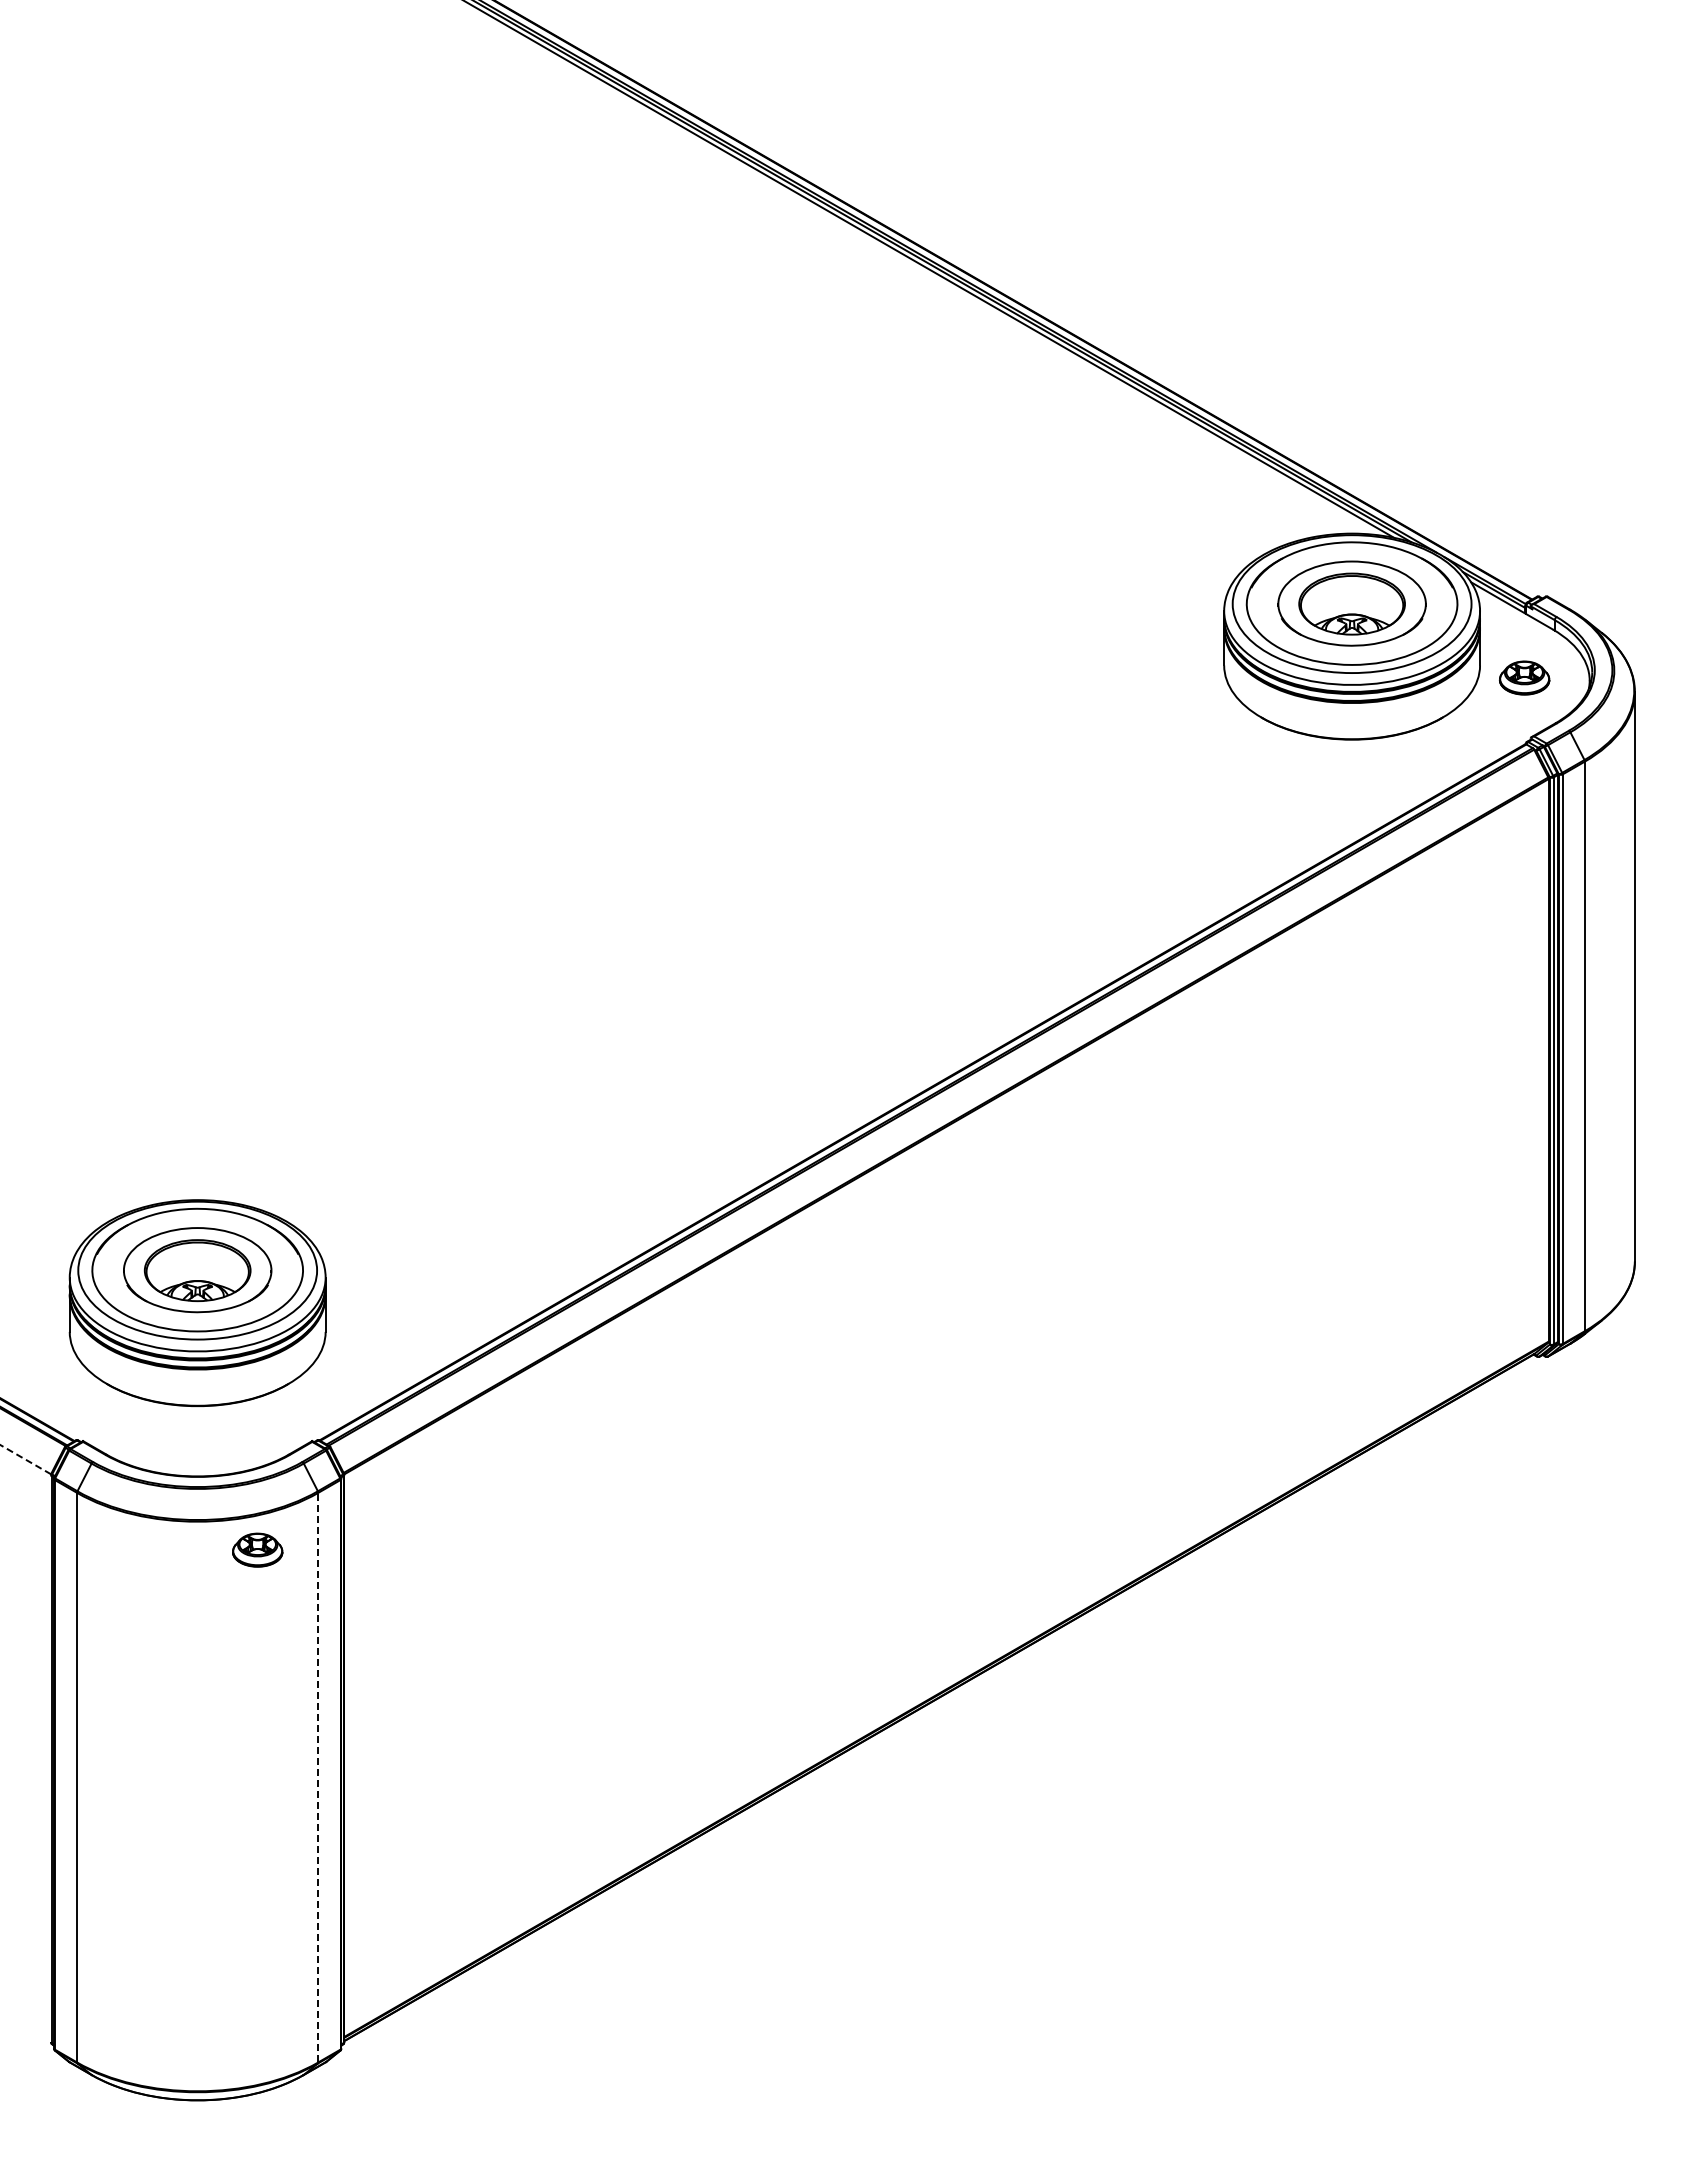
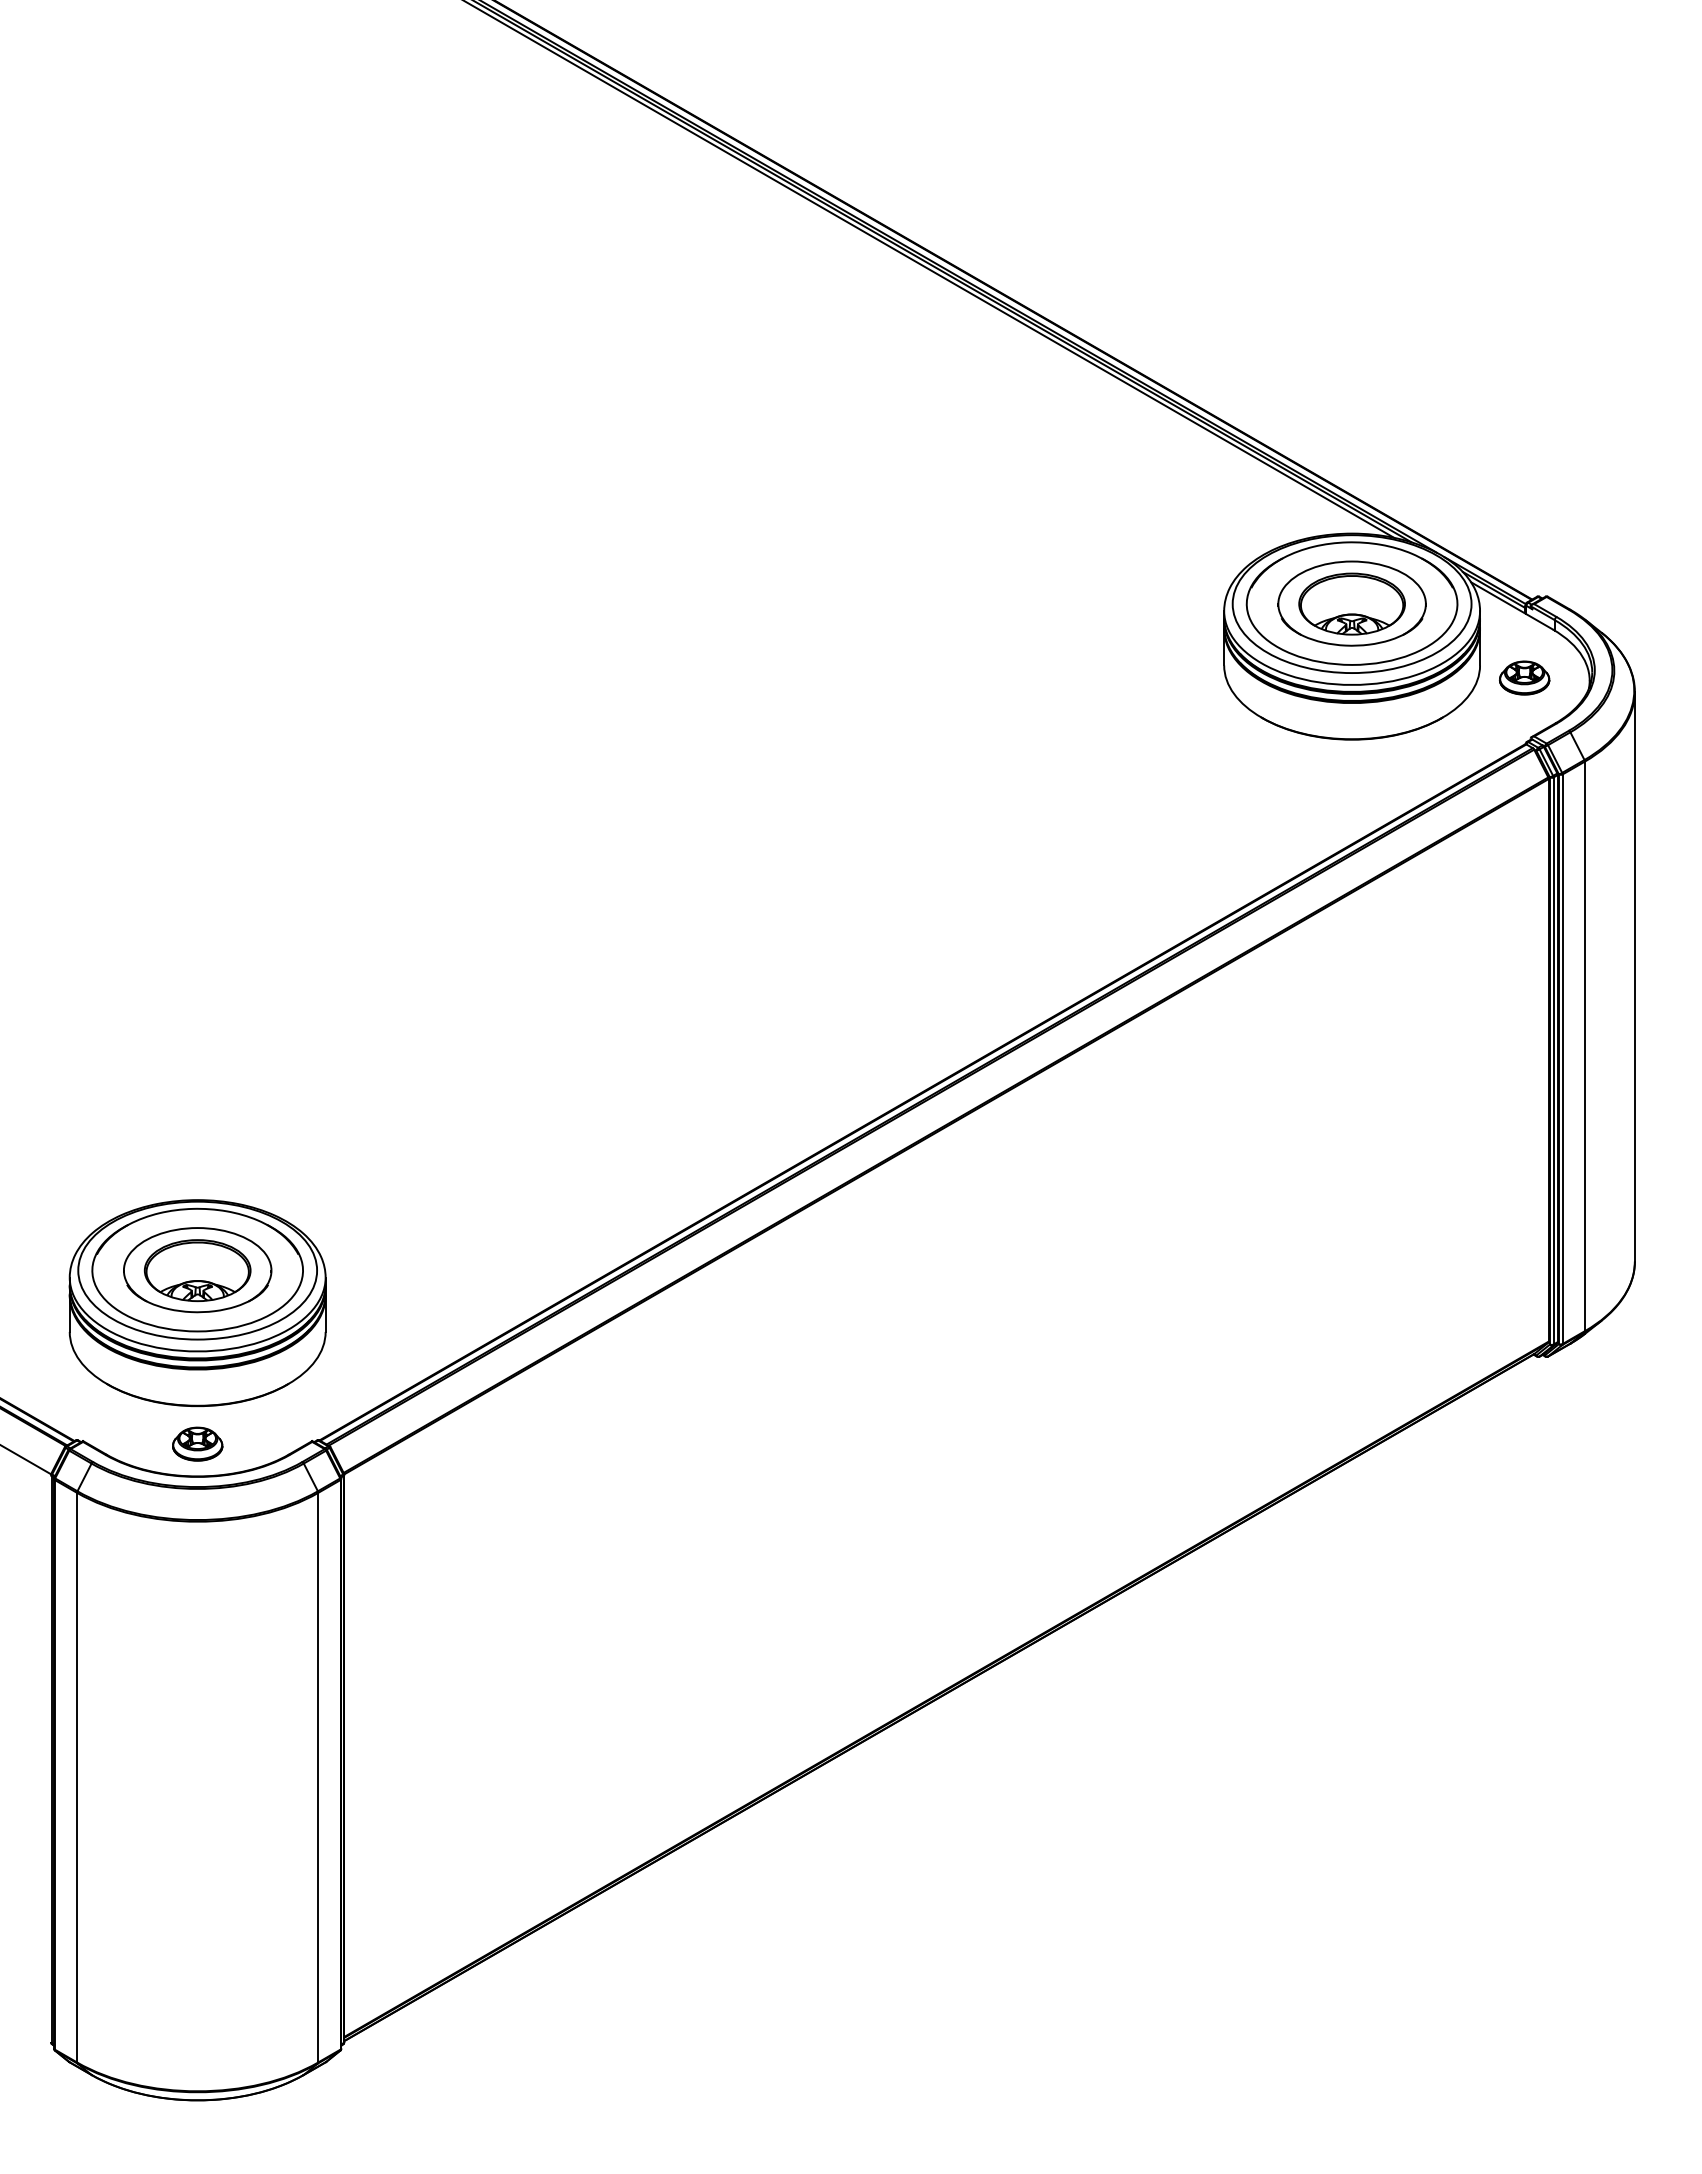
line: dashed -> solid (25, 1459)
part position: (257, 1549) -> (197, 1443) (197, 1443)
line: dashed -> solid (318, 1777)
